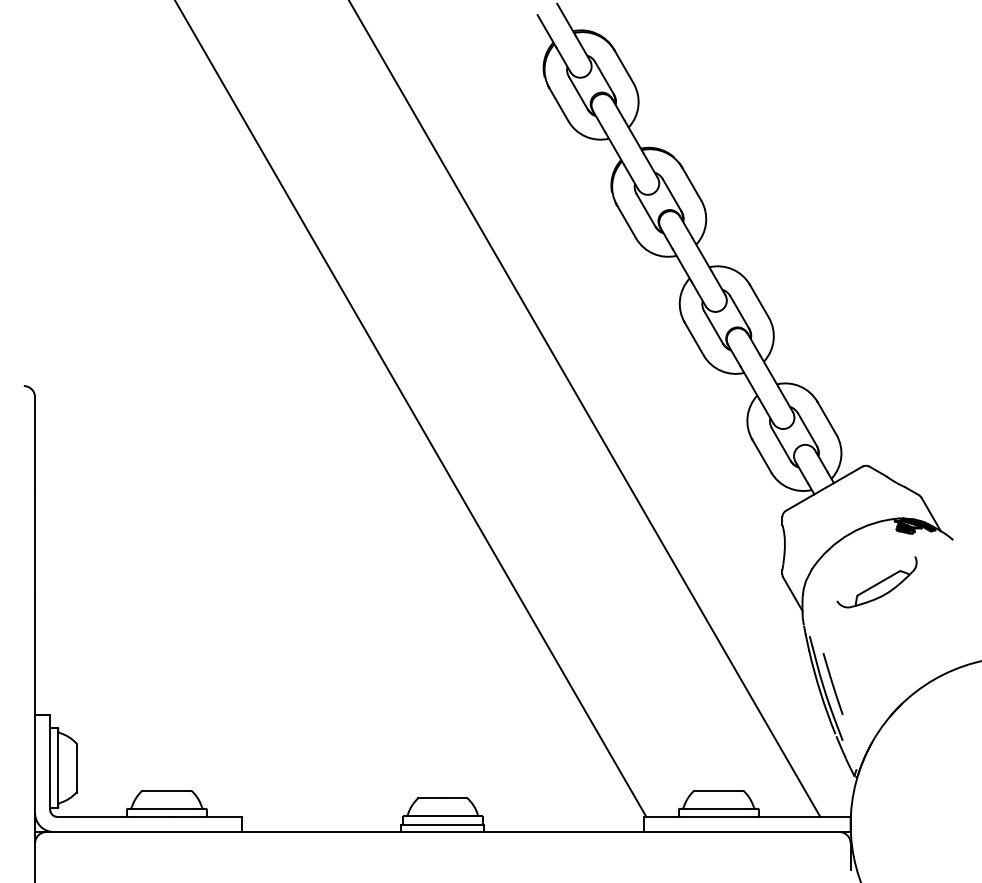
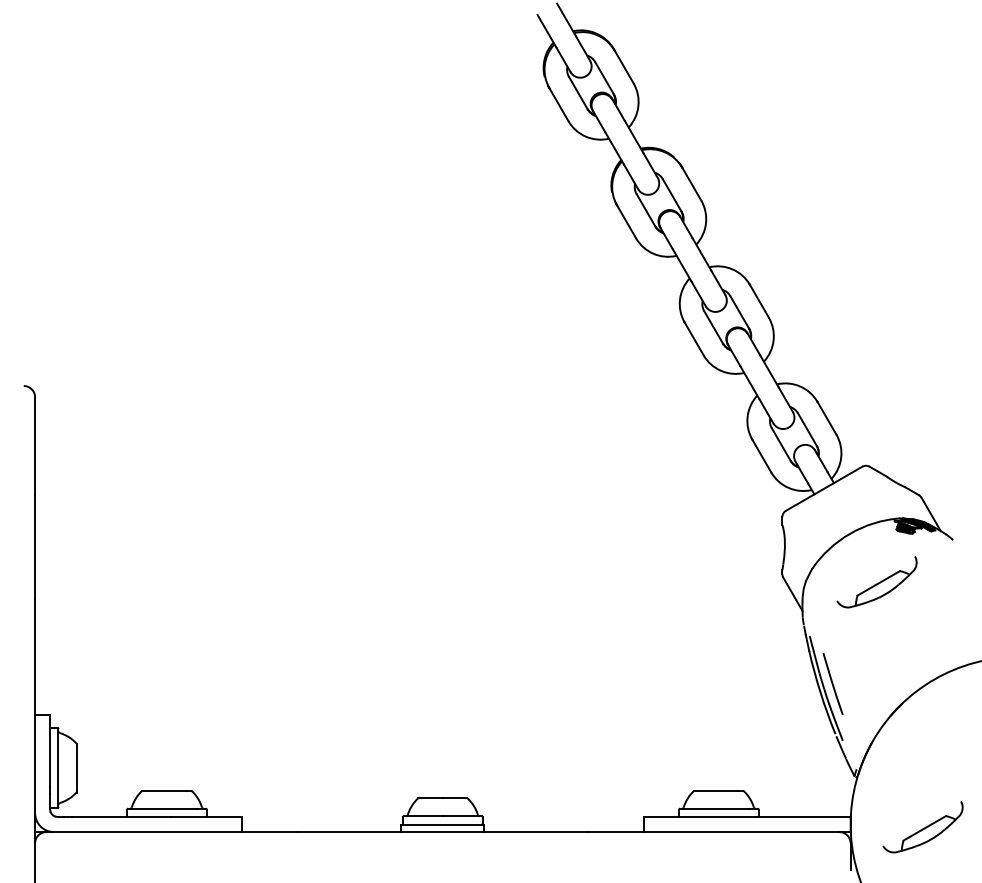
line: present -> none (411, 409)
line: present -> none (584, 409)
part: none -> present (922, 827)
